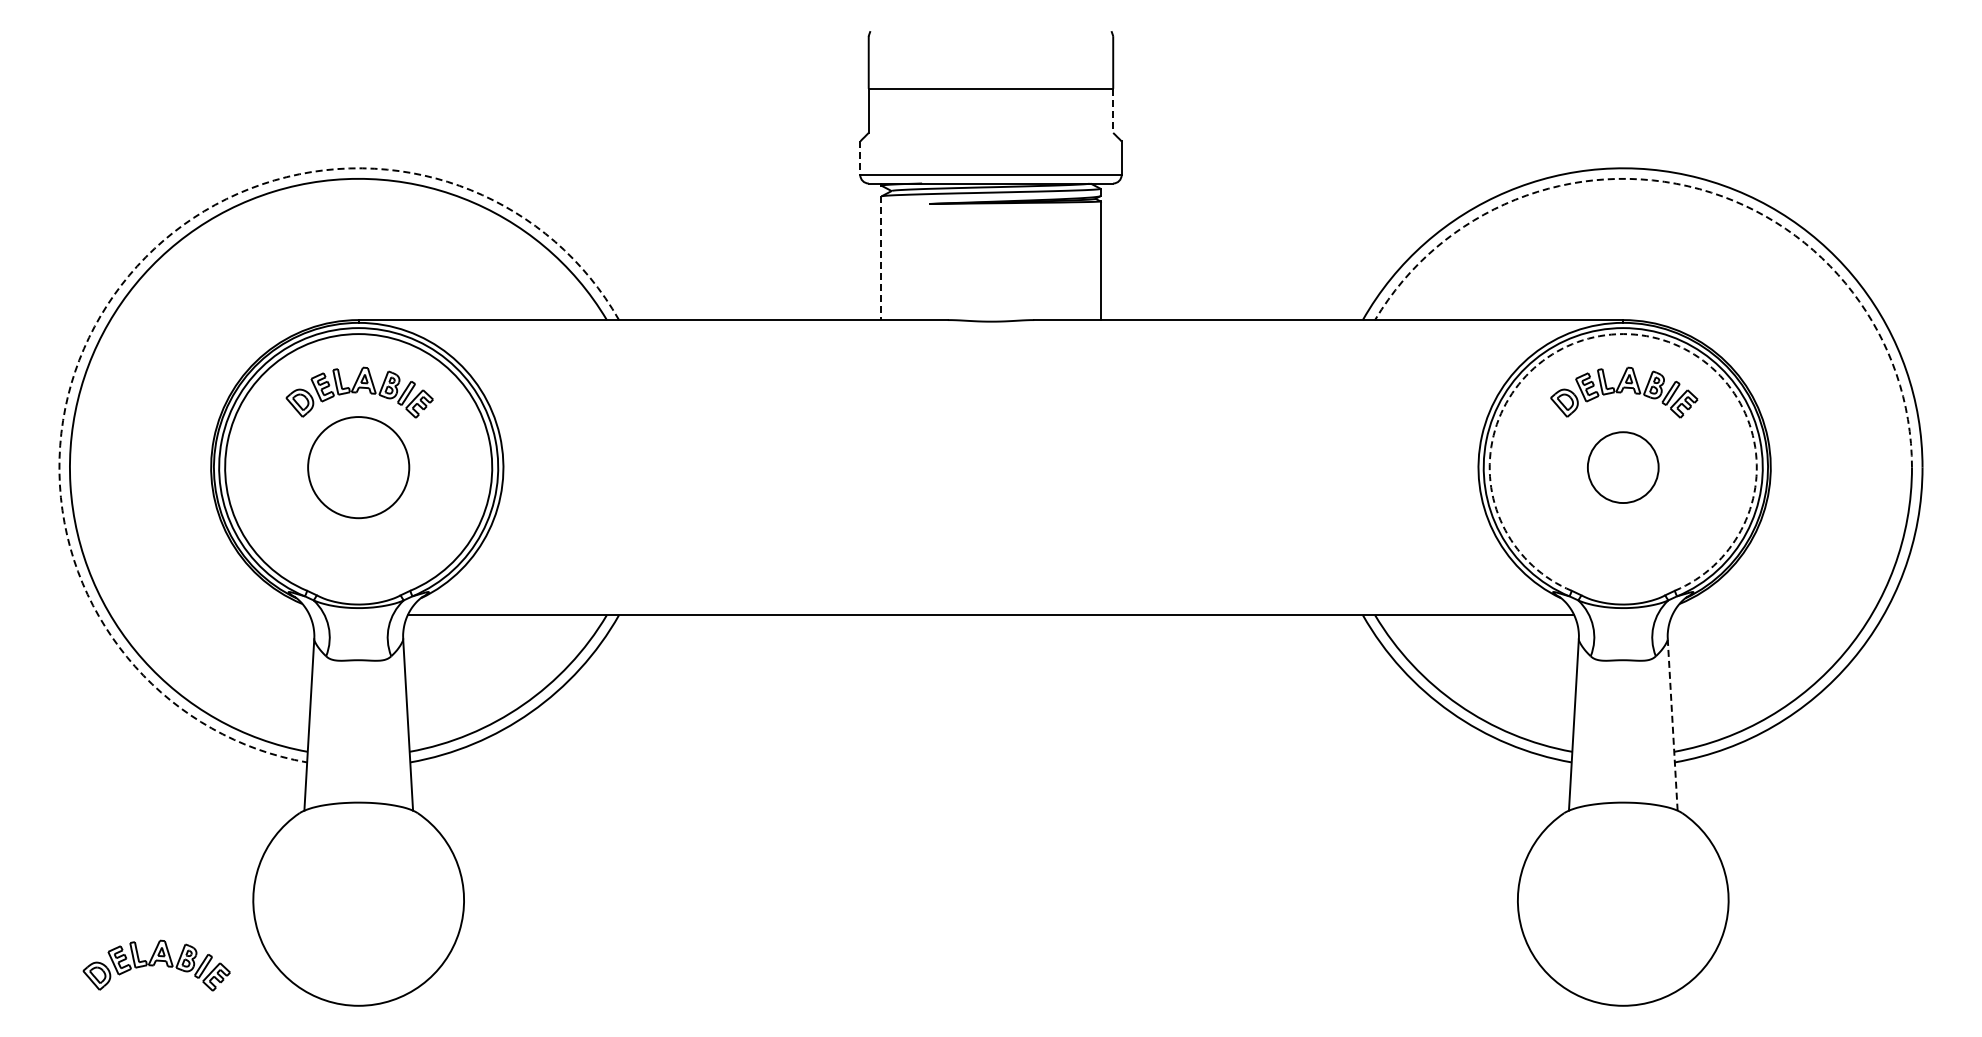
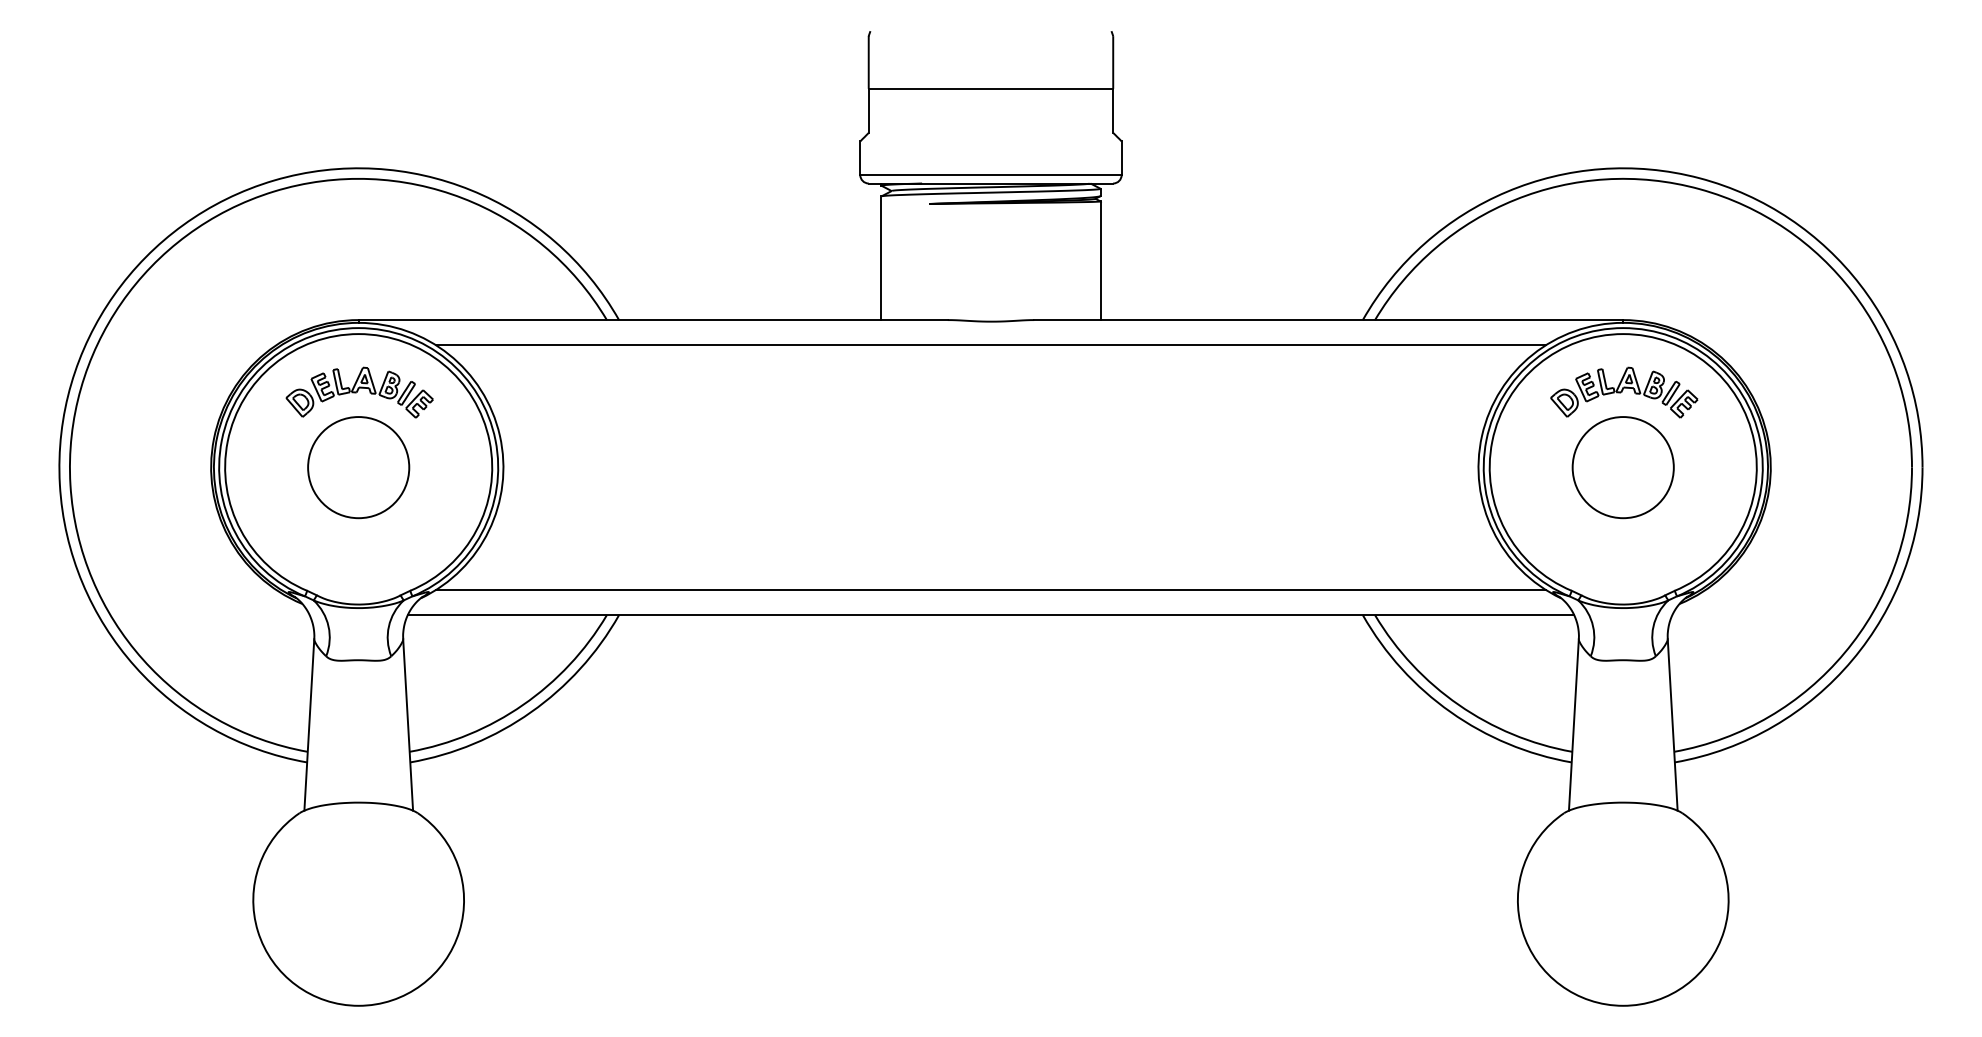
line: dashed -> solid (1113, 111)
line: dashed -> solid (860, 158)
arc: dashed -> solid (1699, 189)
line: dashed -> solid (881, 258)
arc: dashed -> solid (114, 295)
arc: dashed -> solid (1623, 334)
line: none -> present (990, 345)
circle diameter: 71 px -> 101 px (1622, 467)
line: none -> present (990, 589)
line: dashed -> solid (1672, 725)
part: present -> none (156, 965)
